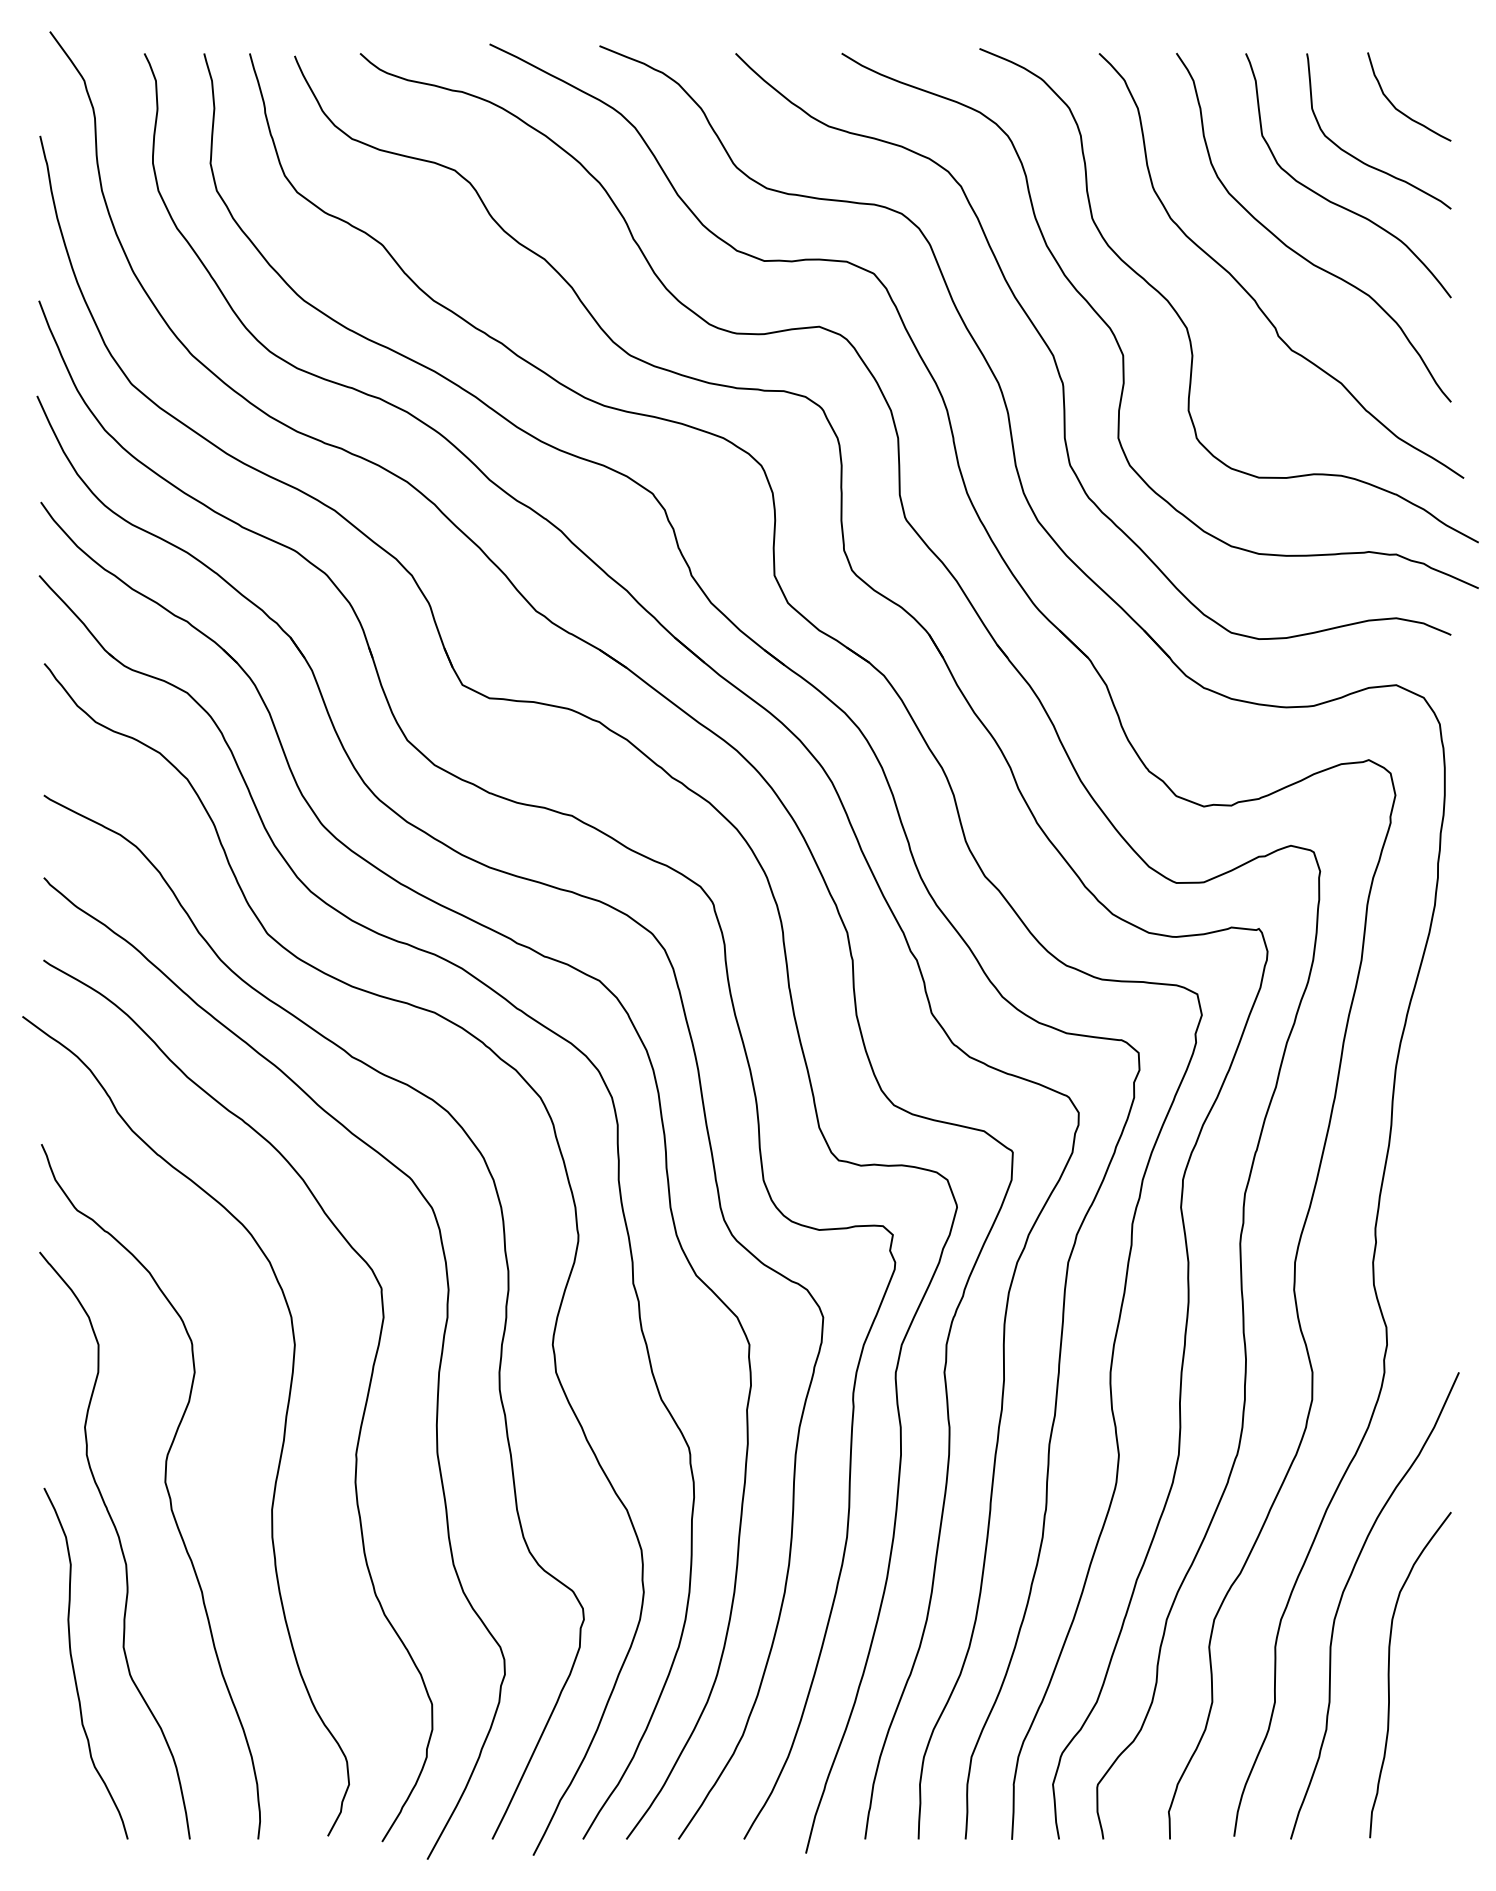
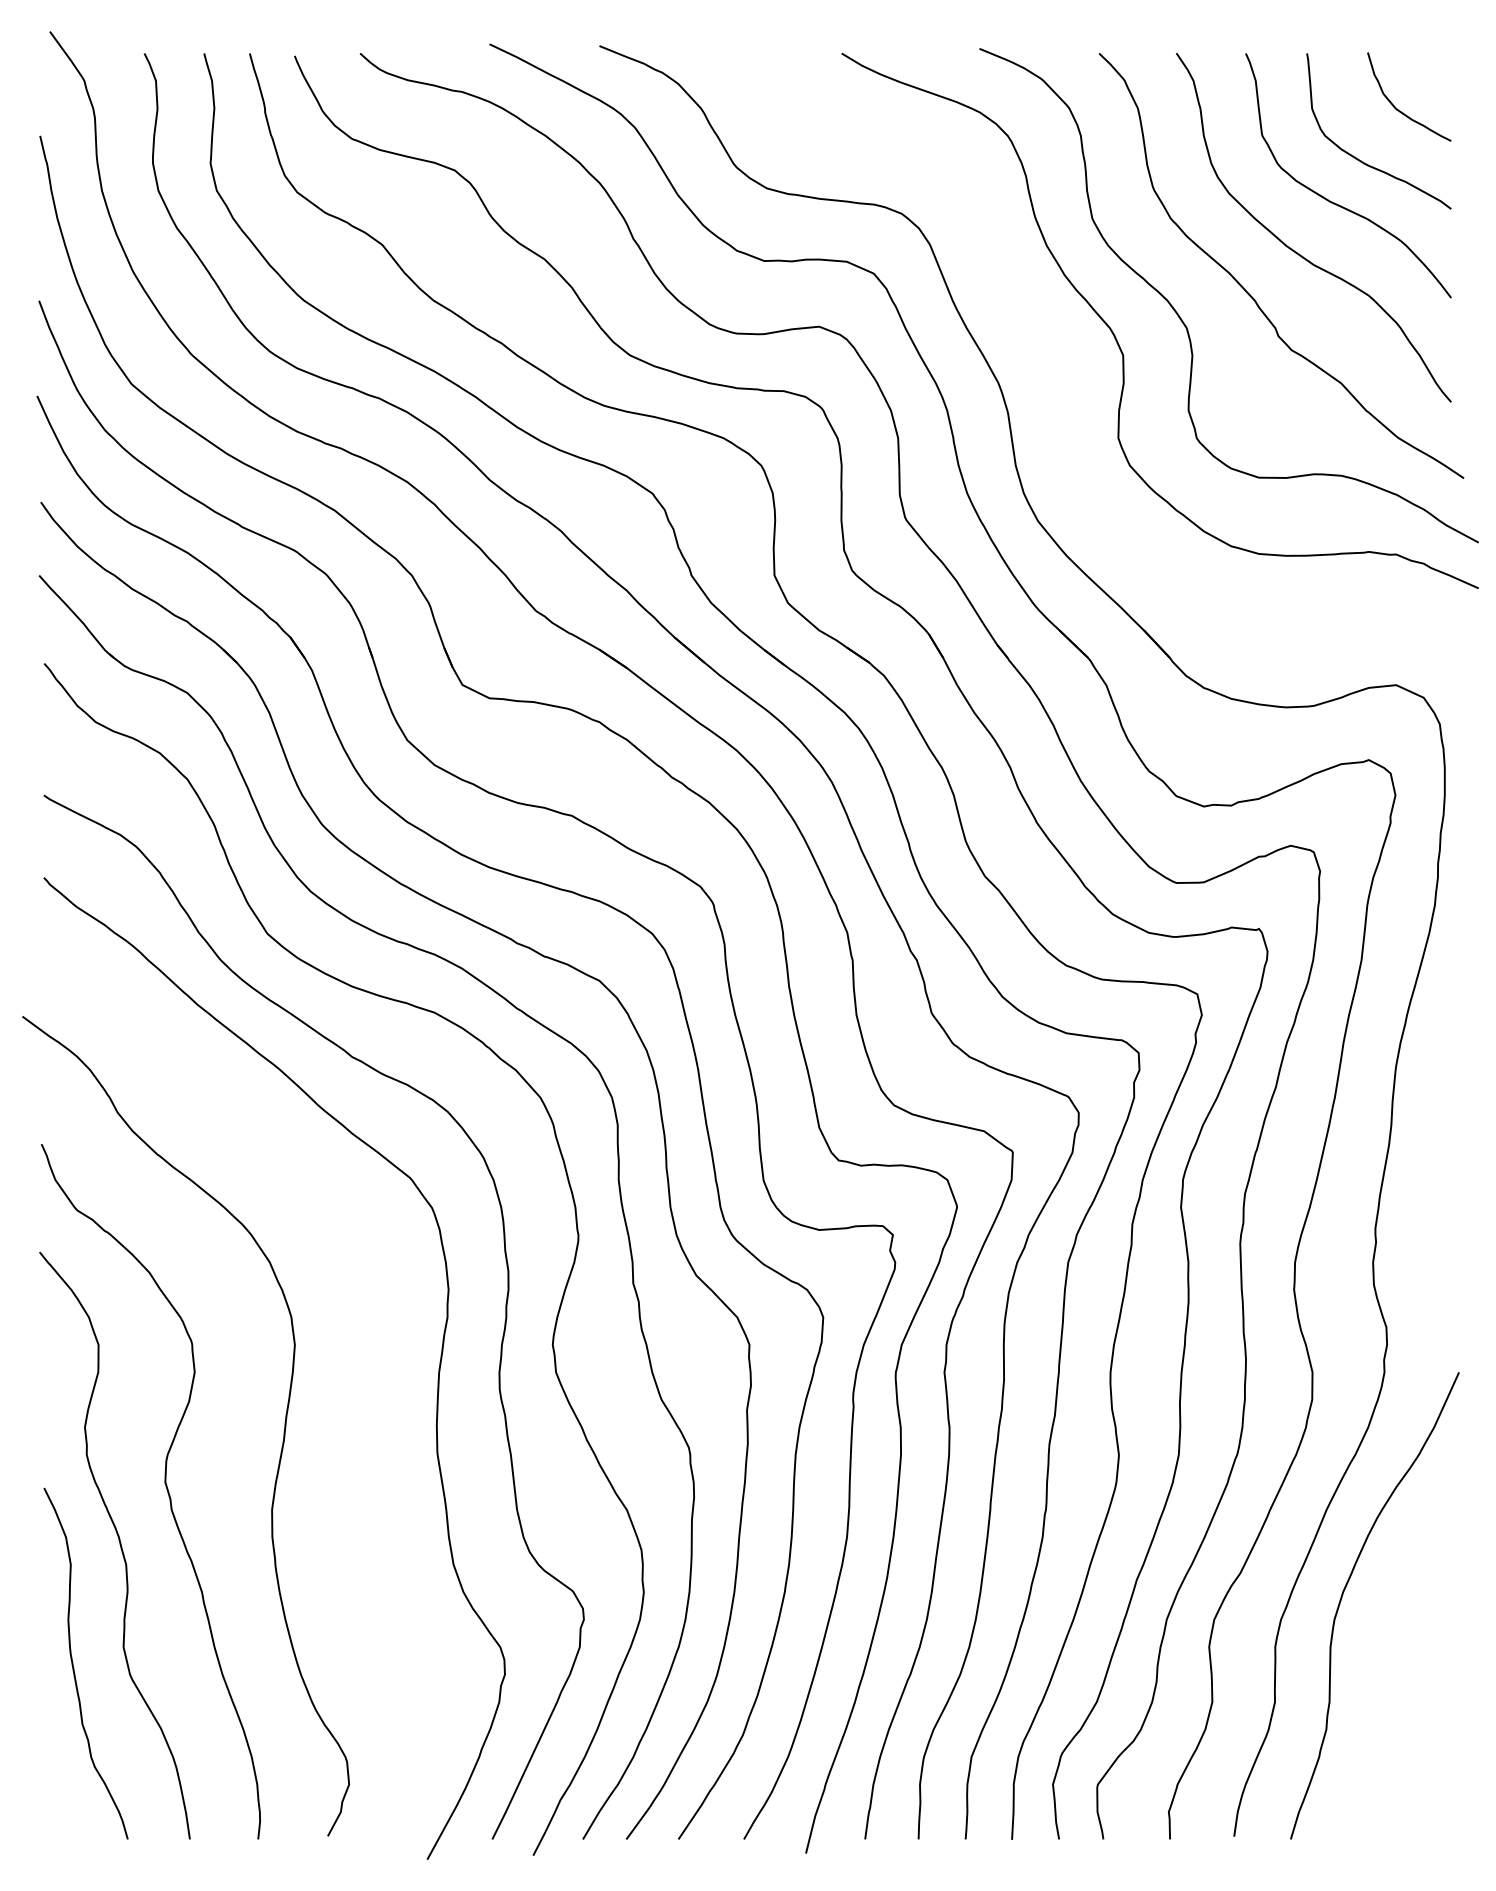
curve: present -> none (1055, 358)
curve: present -> none (360, 1423)
curve: present -> none (1389, 1674)
